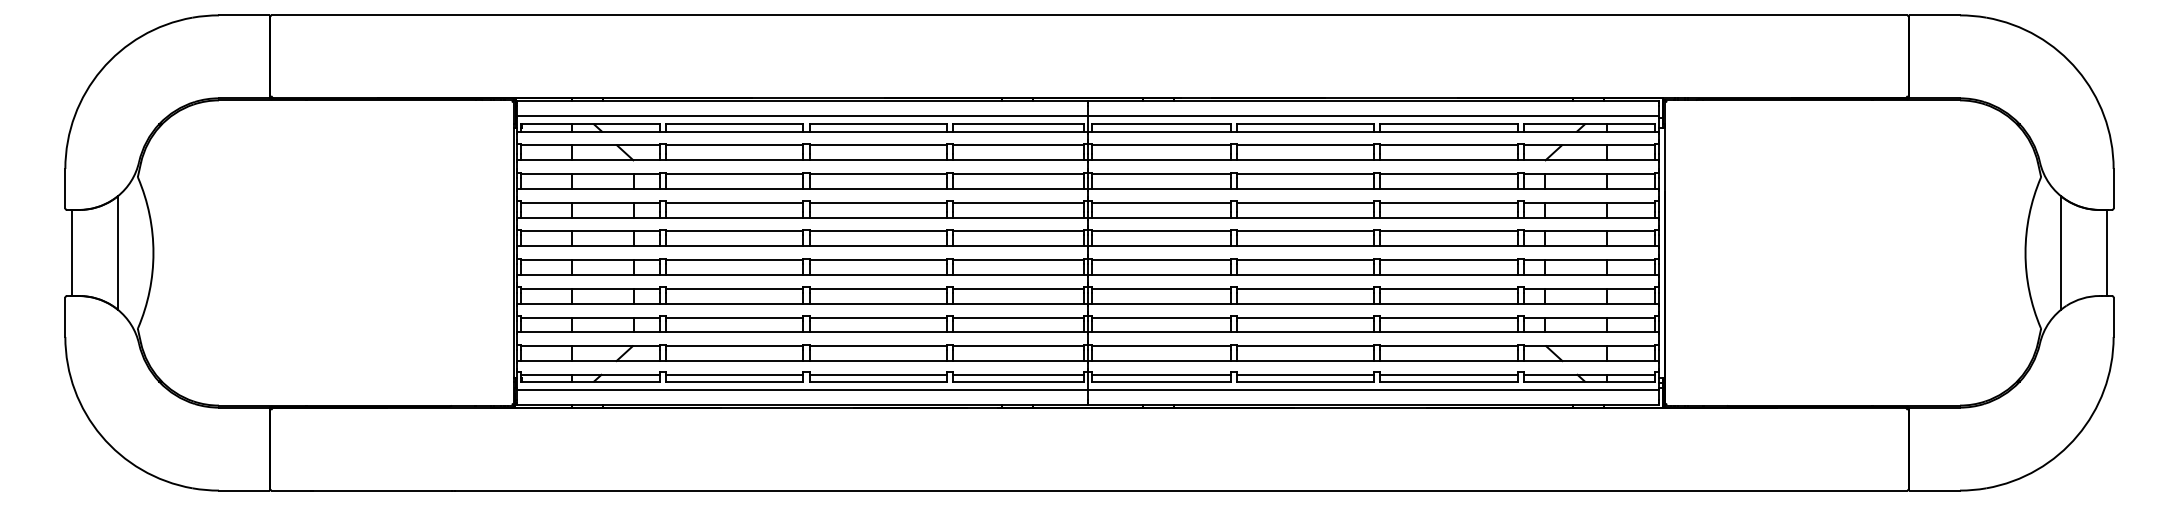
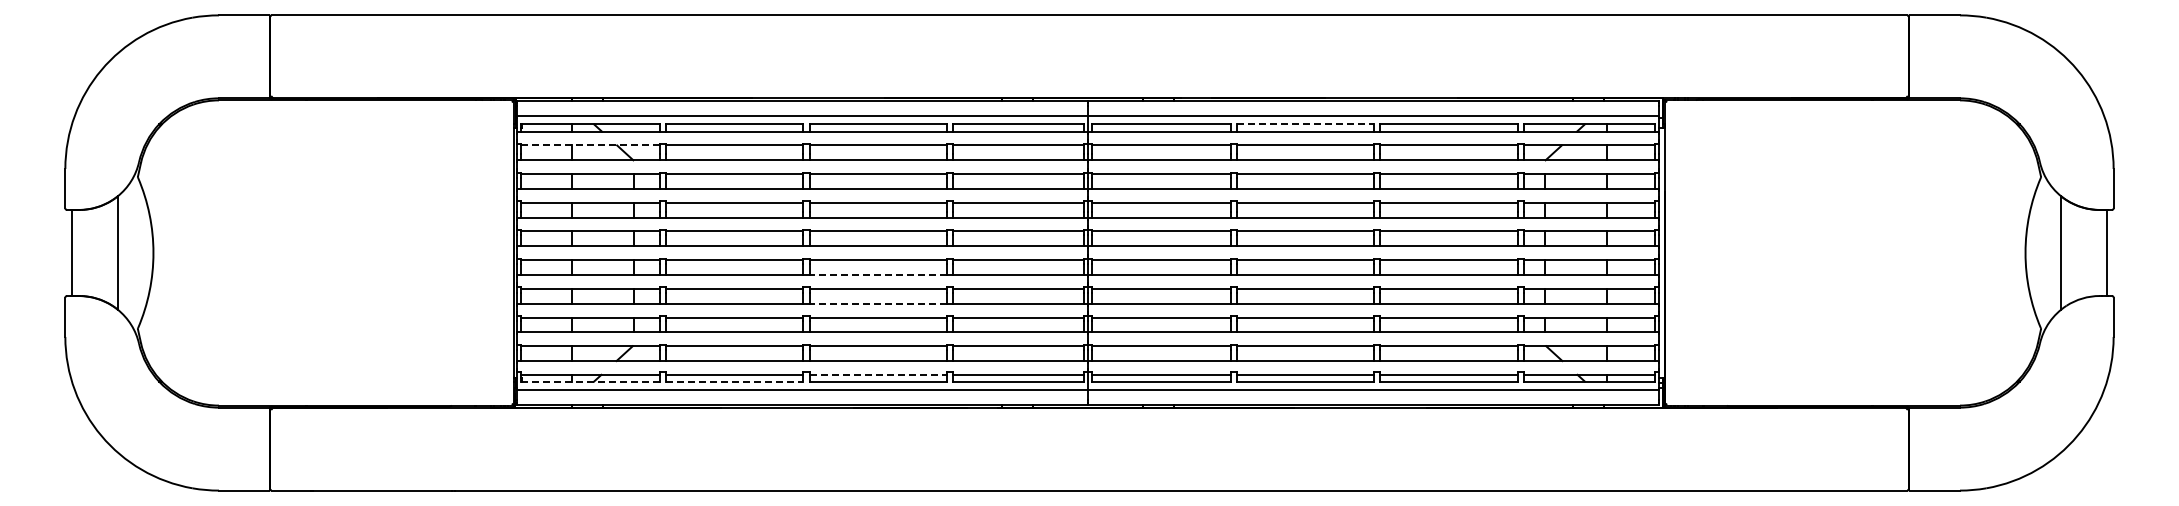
line: solid -> dashed (1305, 124)
line: solid -> dashed (591, 145)
line: solid -> dashed (878, 275)
line: solid -> dashed (878, 303)
line: solid -> dashed (878, 374)
line: solid -> dashed (591, 381)
line: solid -> dashed (734, 381)
